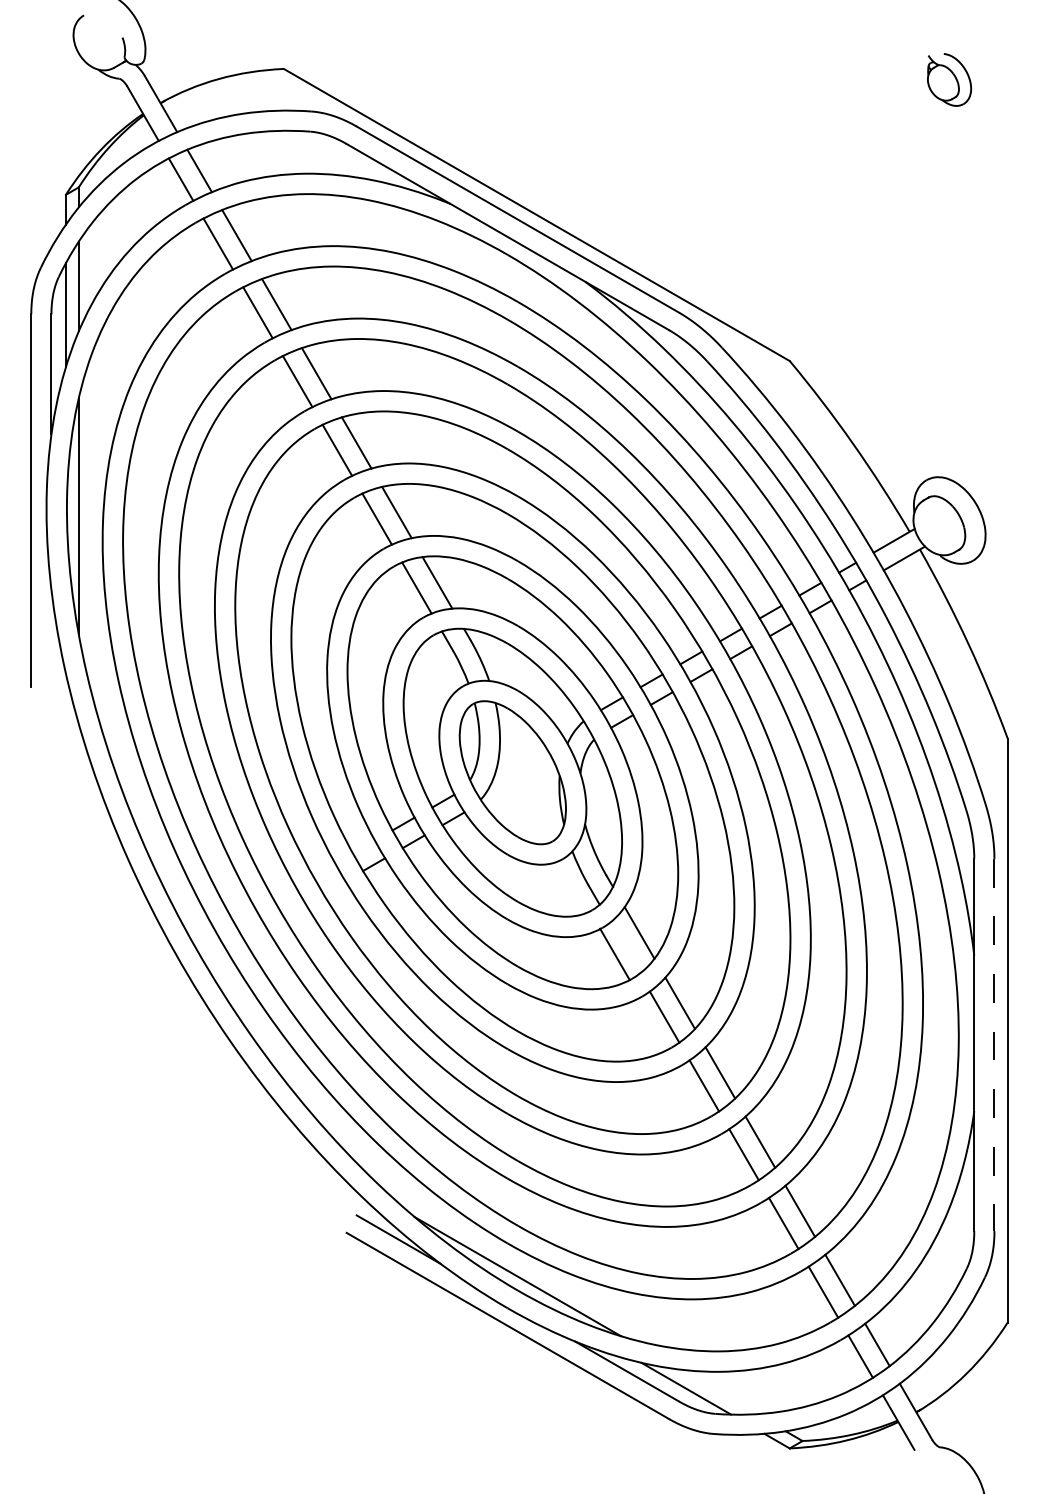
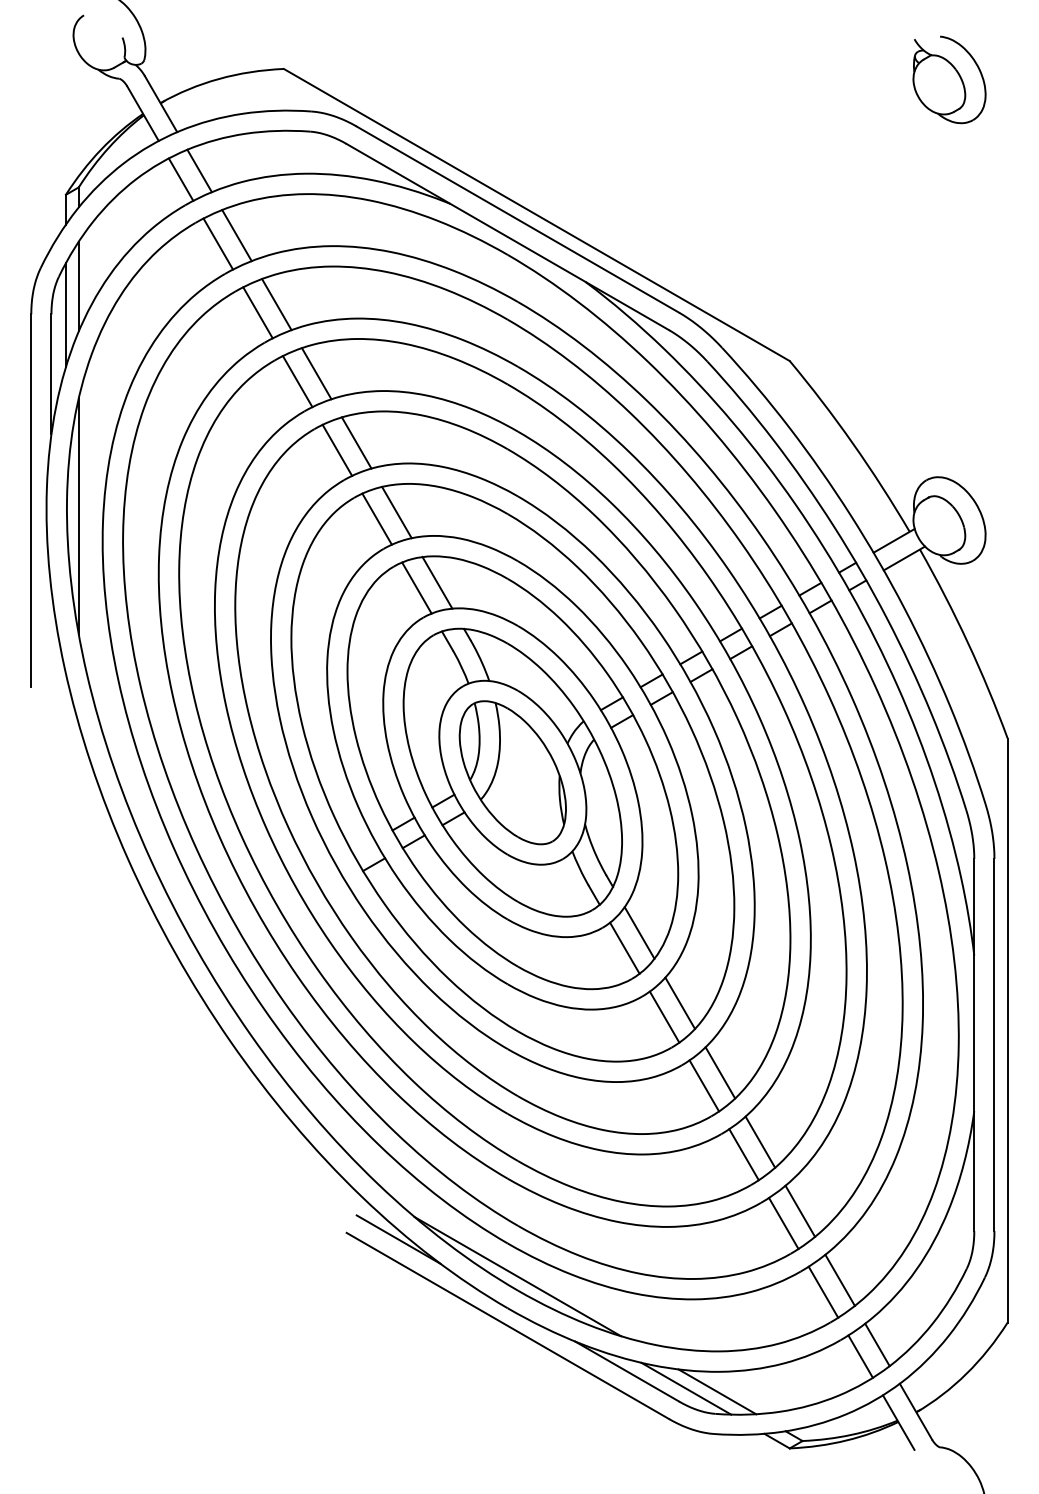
part size: 46x54 px -> 75x90 px (949, 79)
line position: (614, 953) -> (624, 947) (624, 947)
line: dashed -> solid (994, 1045)
line: none -> present (717, 1391)
